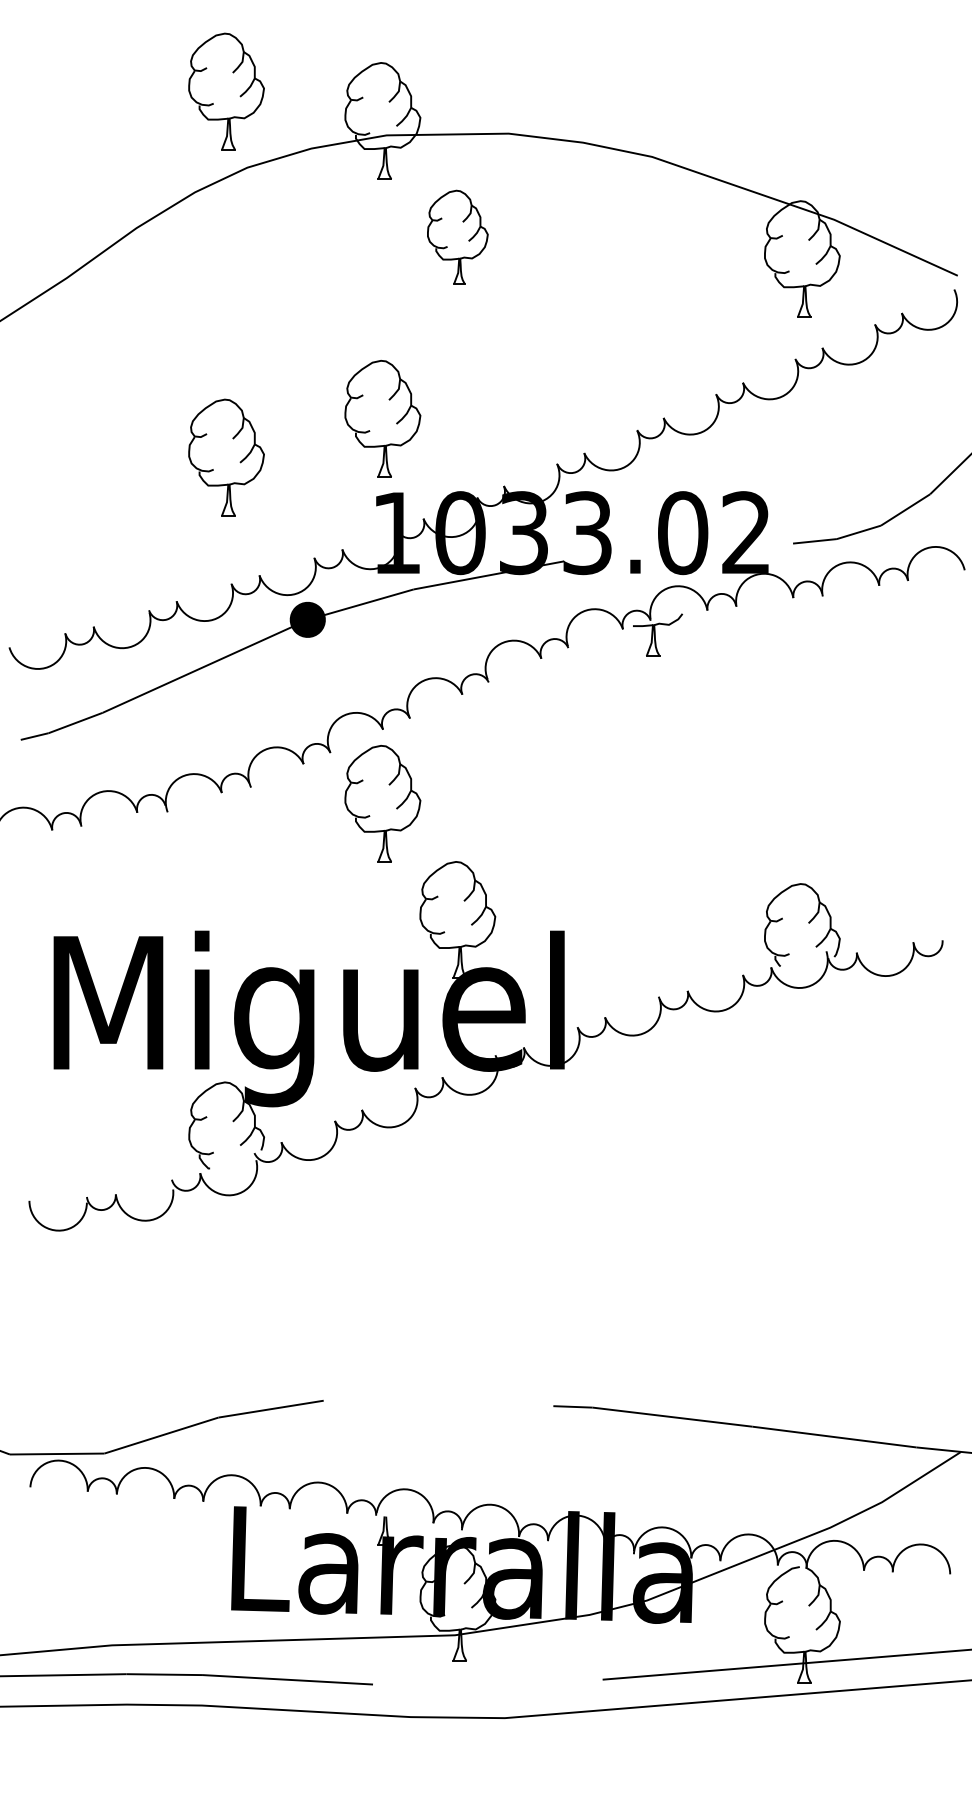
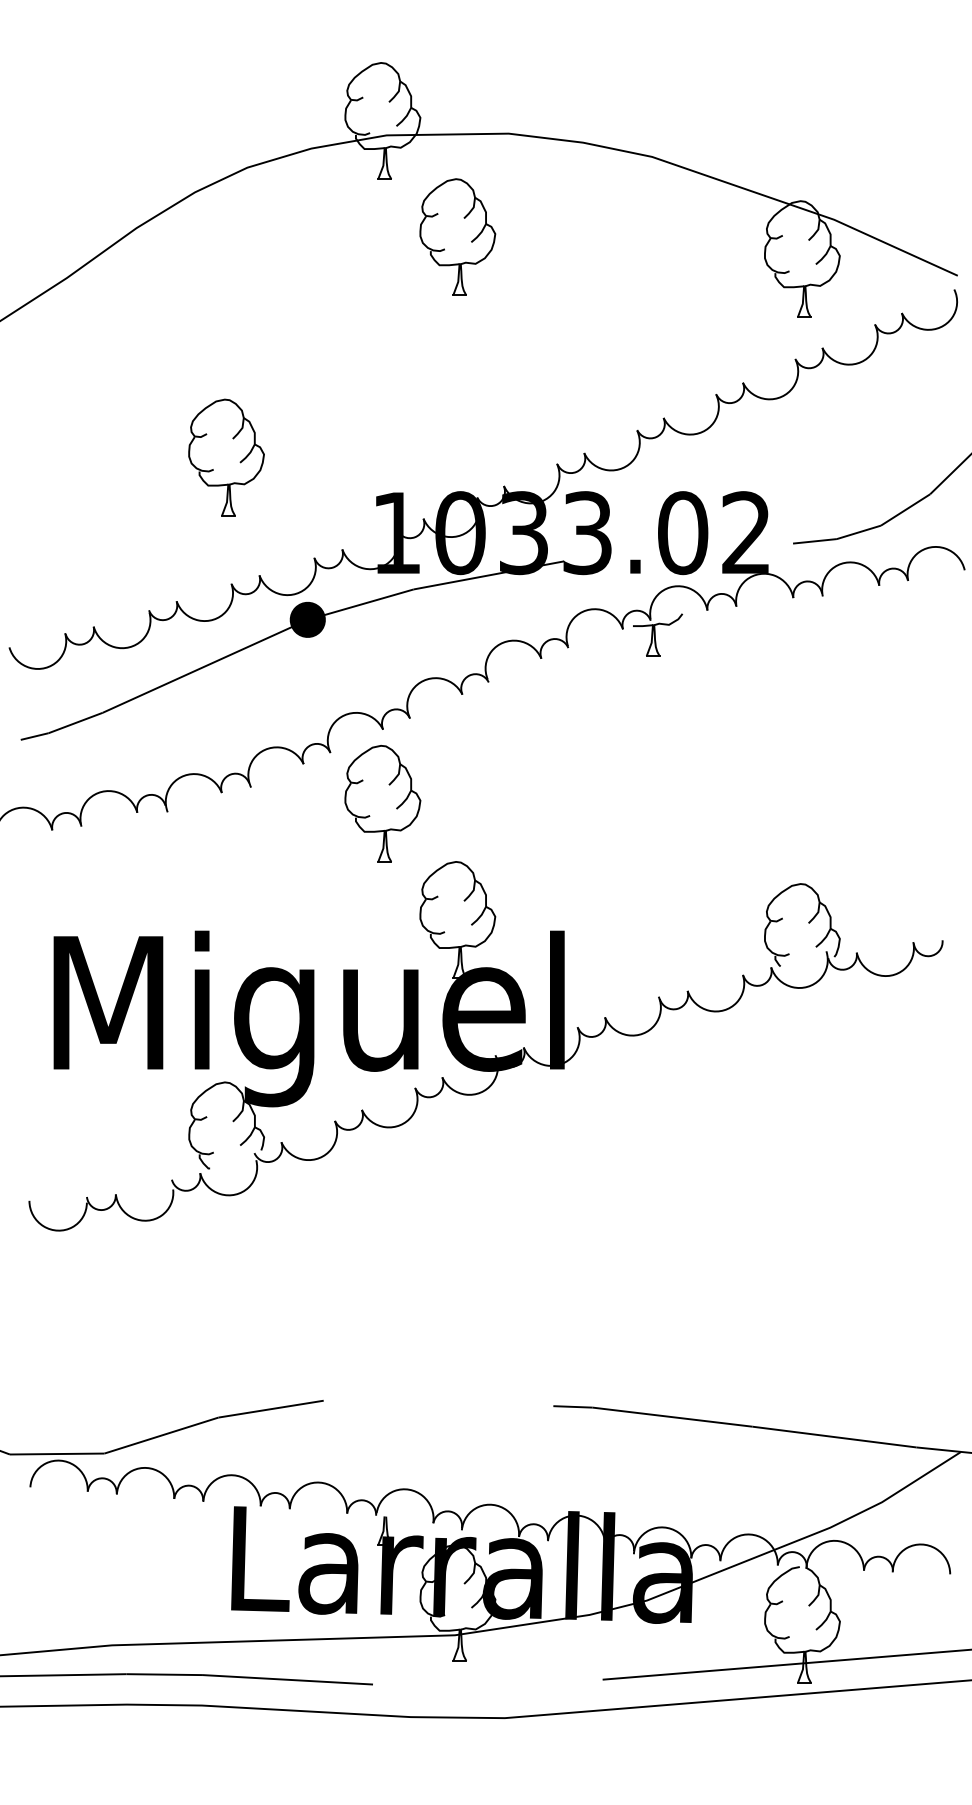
part: present -> none (226, 91)
part size: 62x96 px -> 78x118 px (457, 236)
part: present -> none (382, 418)
